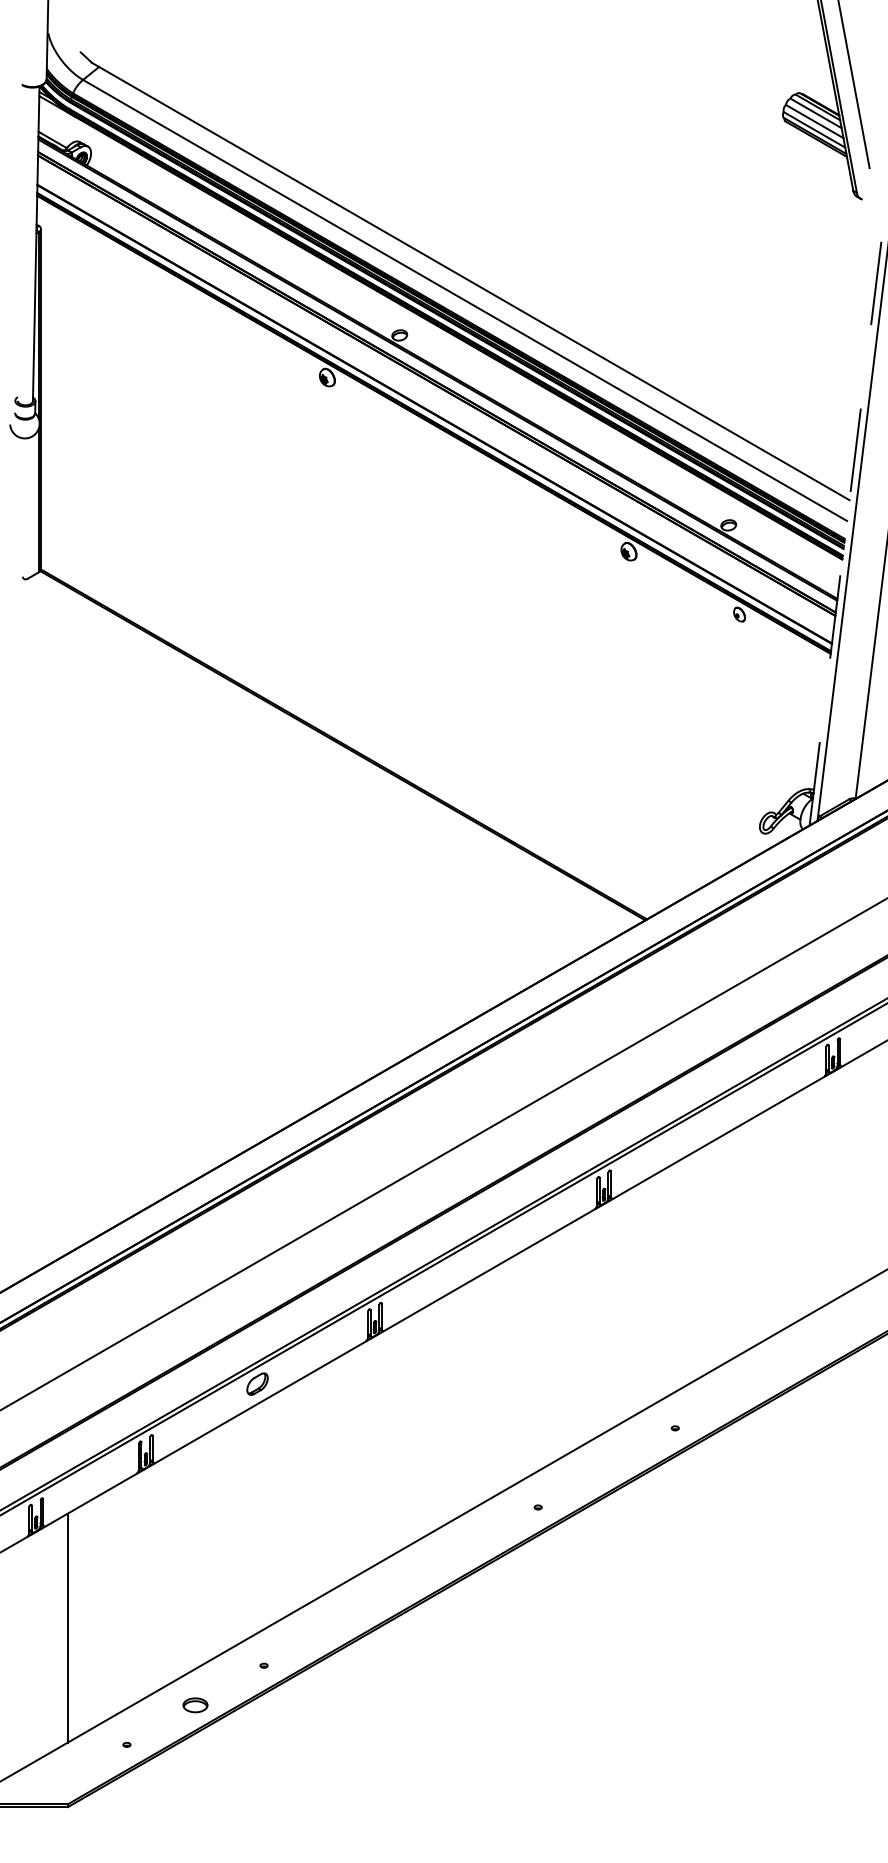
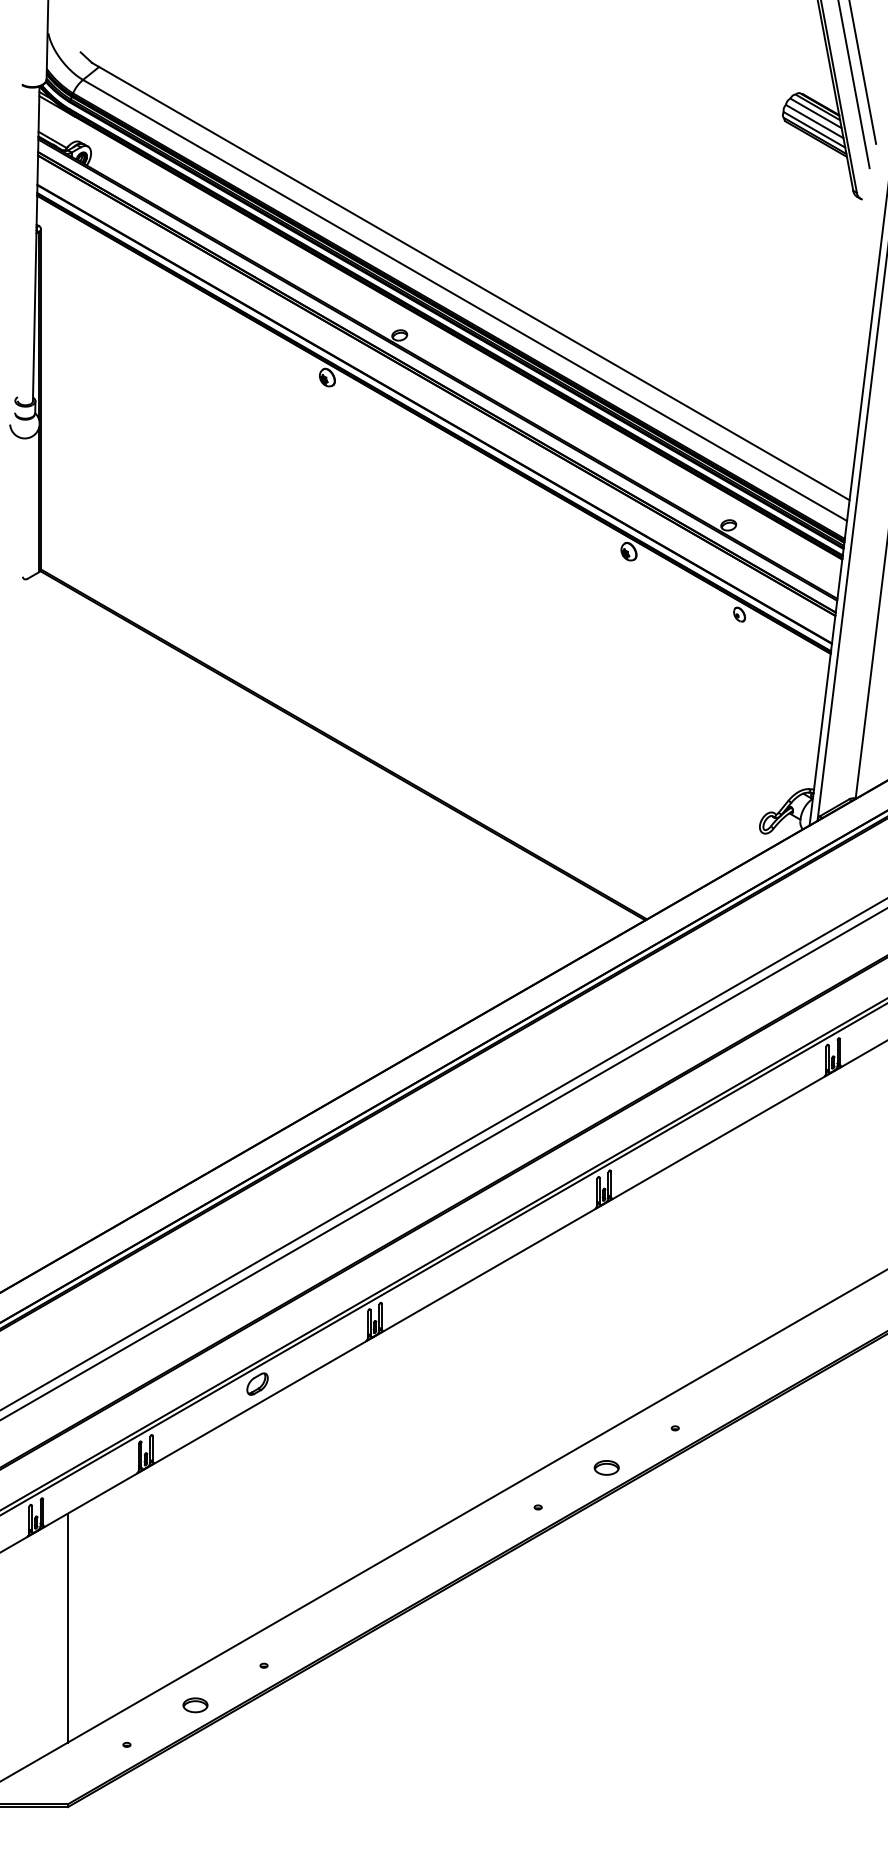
line: none -> present (862, 72)
line: dashed -> solid (848, 506)
line: none -> present (443, 1164)
part: none -> present (606, 1467)
